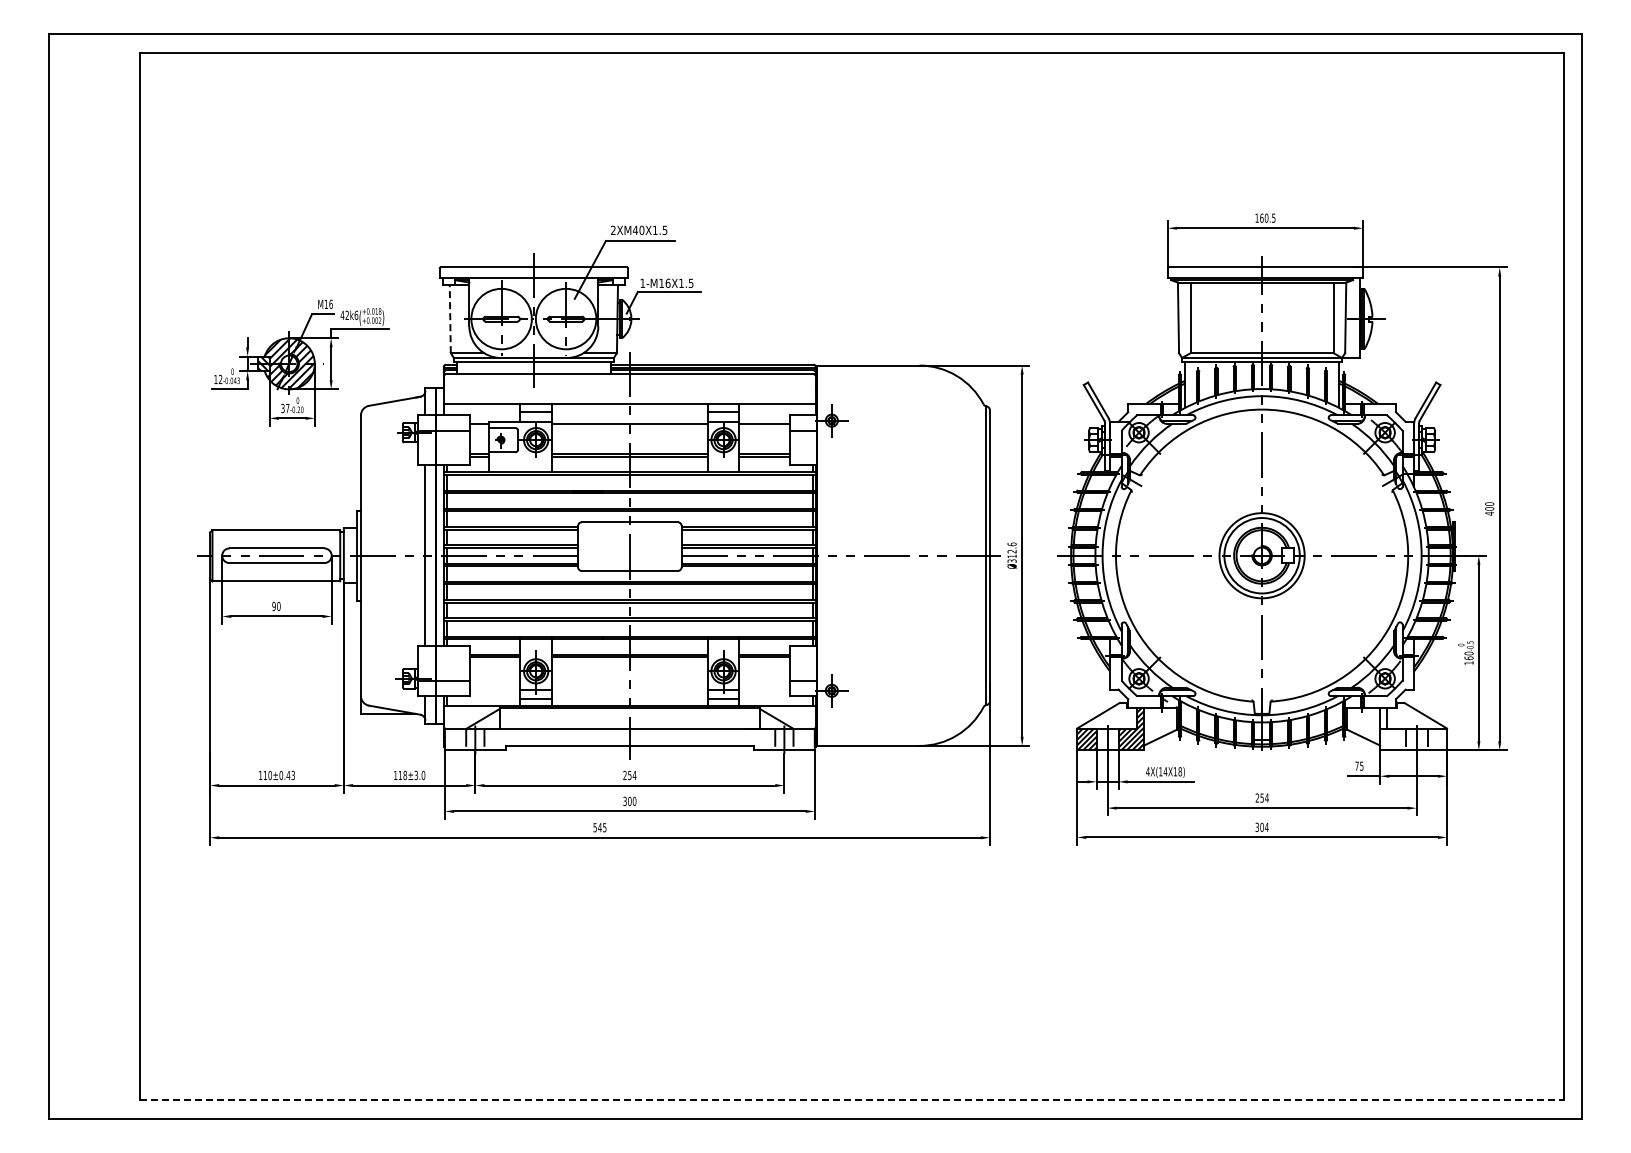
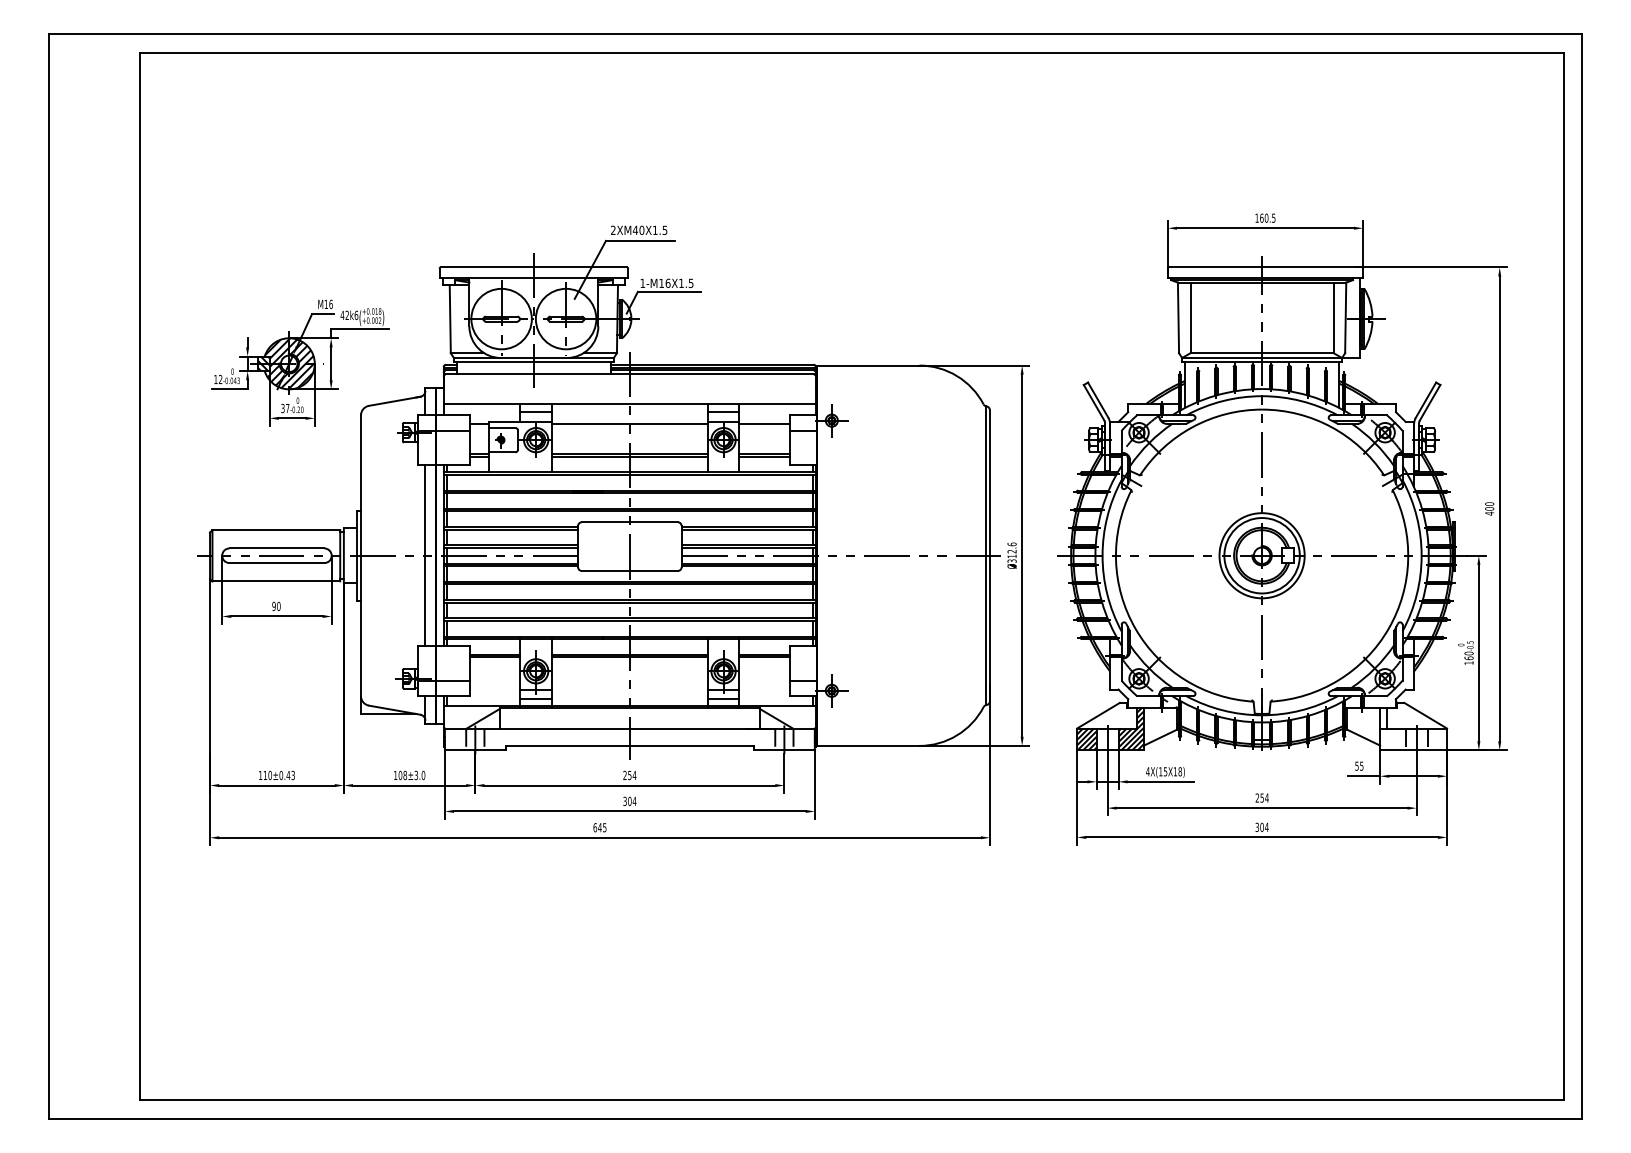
line: dashed -> solid (450, 318)
text: 75 -> 55 (1356, 765)
text: 4X(14X18) -> 4X(15X18) (1165, 771)
text: 118 -> 108 (400, 775)
text: 300 -> 304 (634, 801)
text: 545 -> 645 (595, 827)
line: dashed -> solid (852, 1100)
